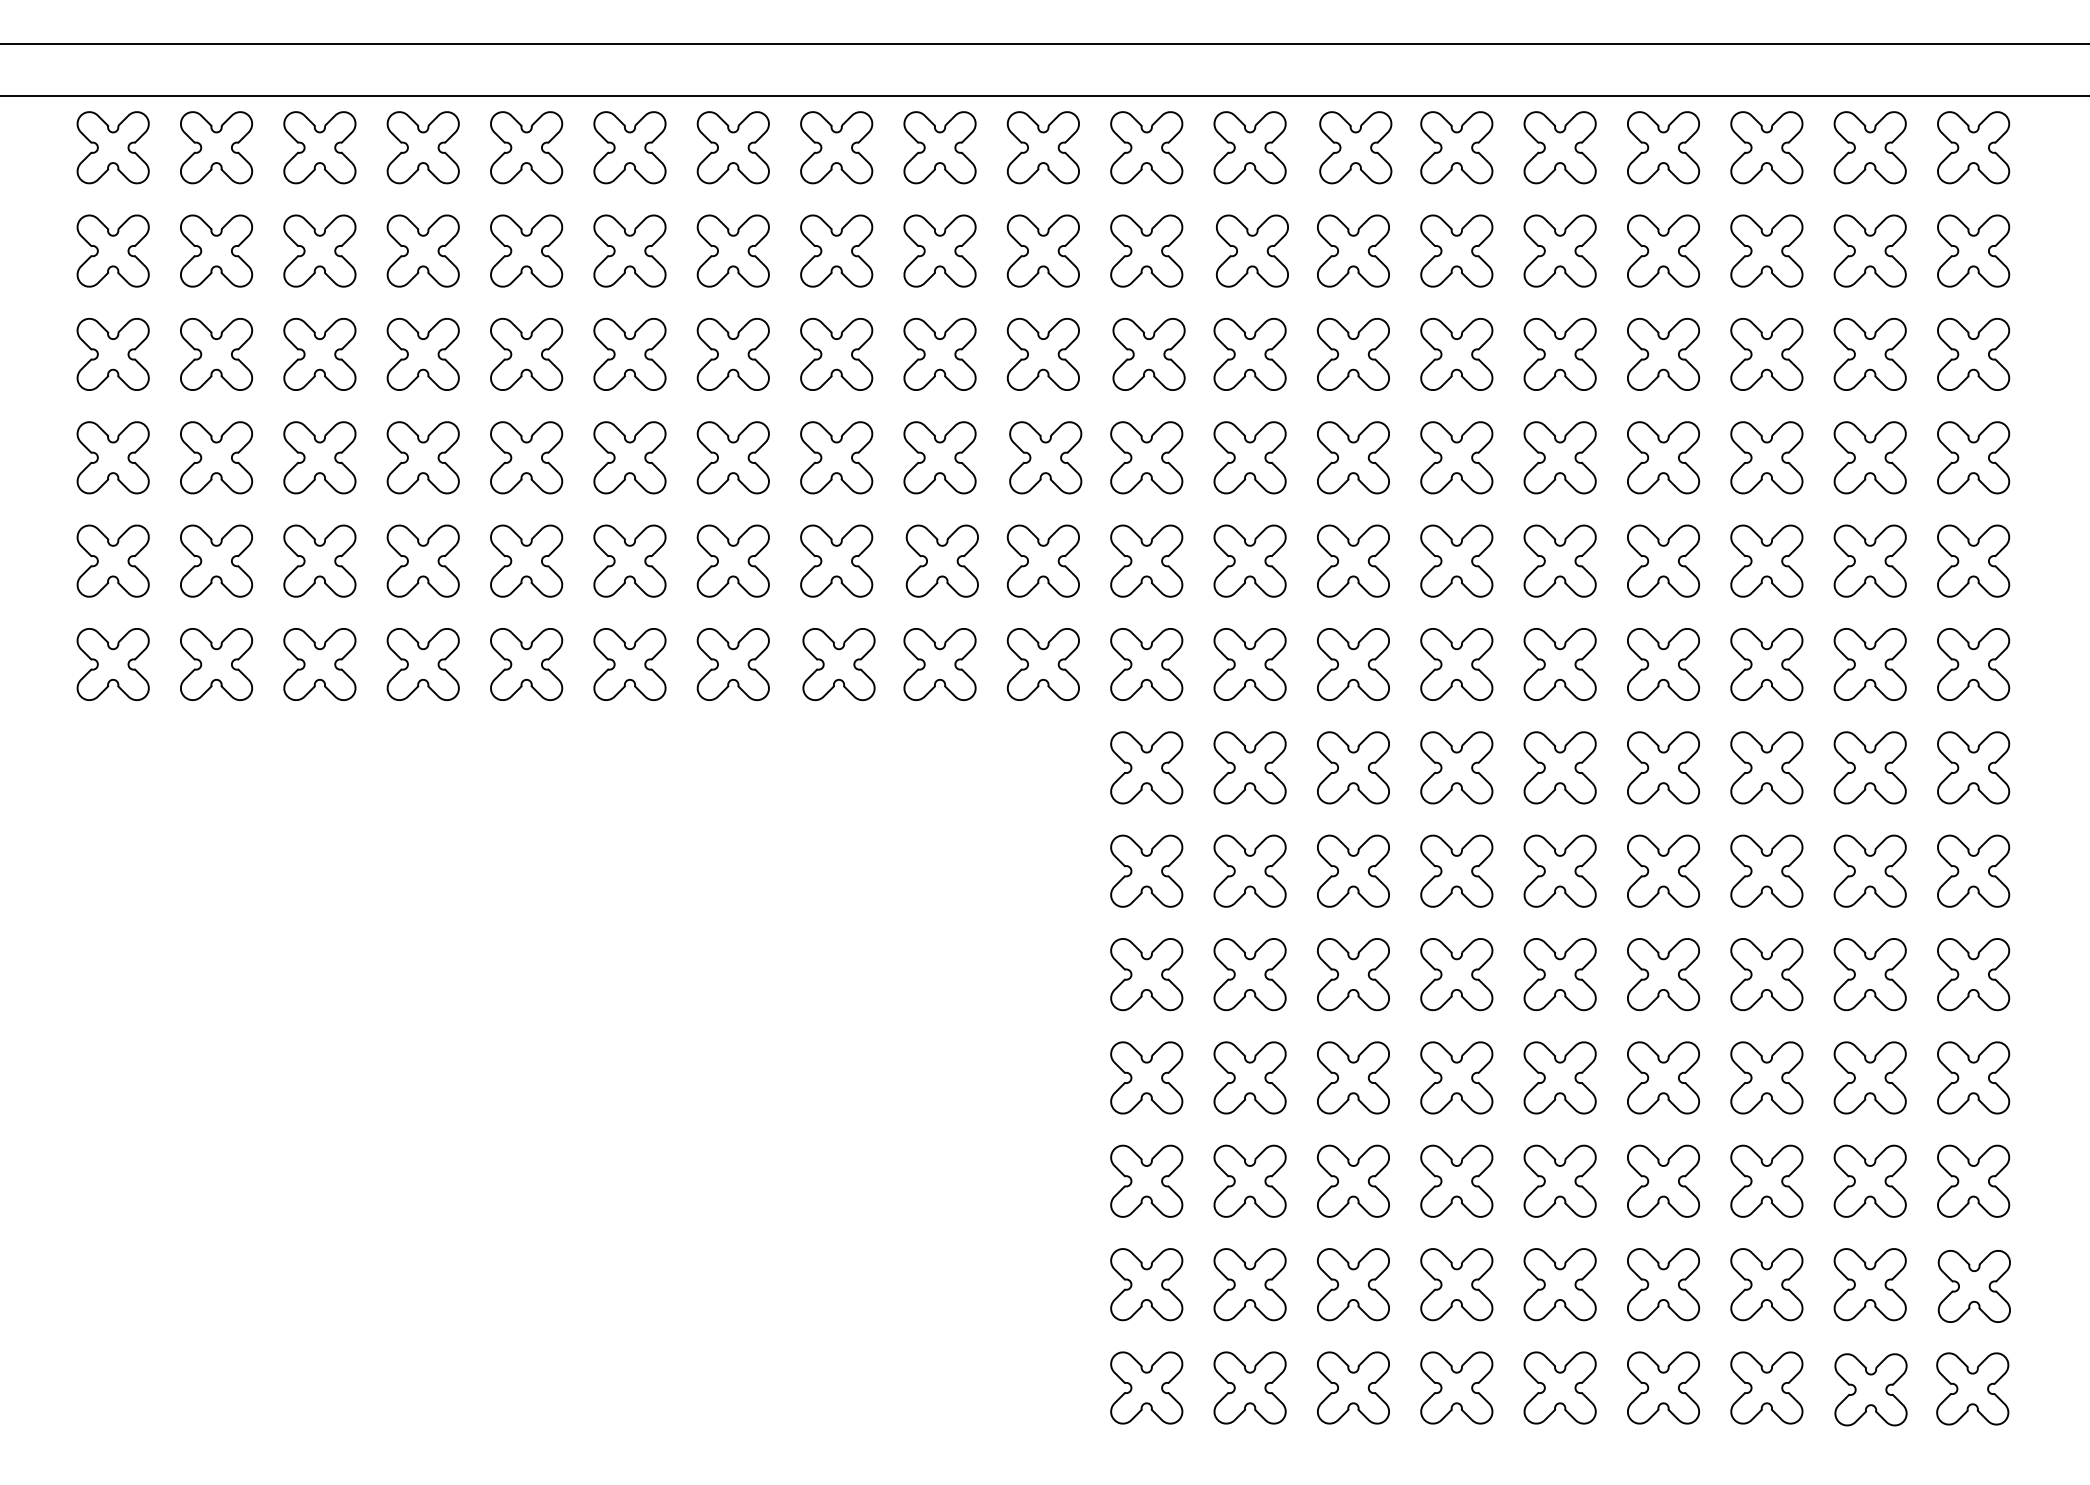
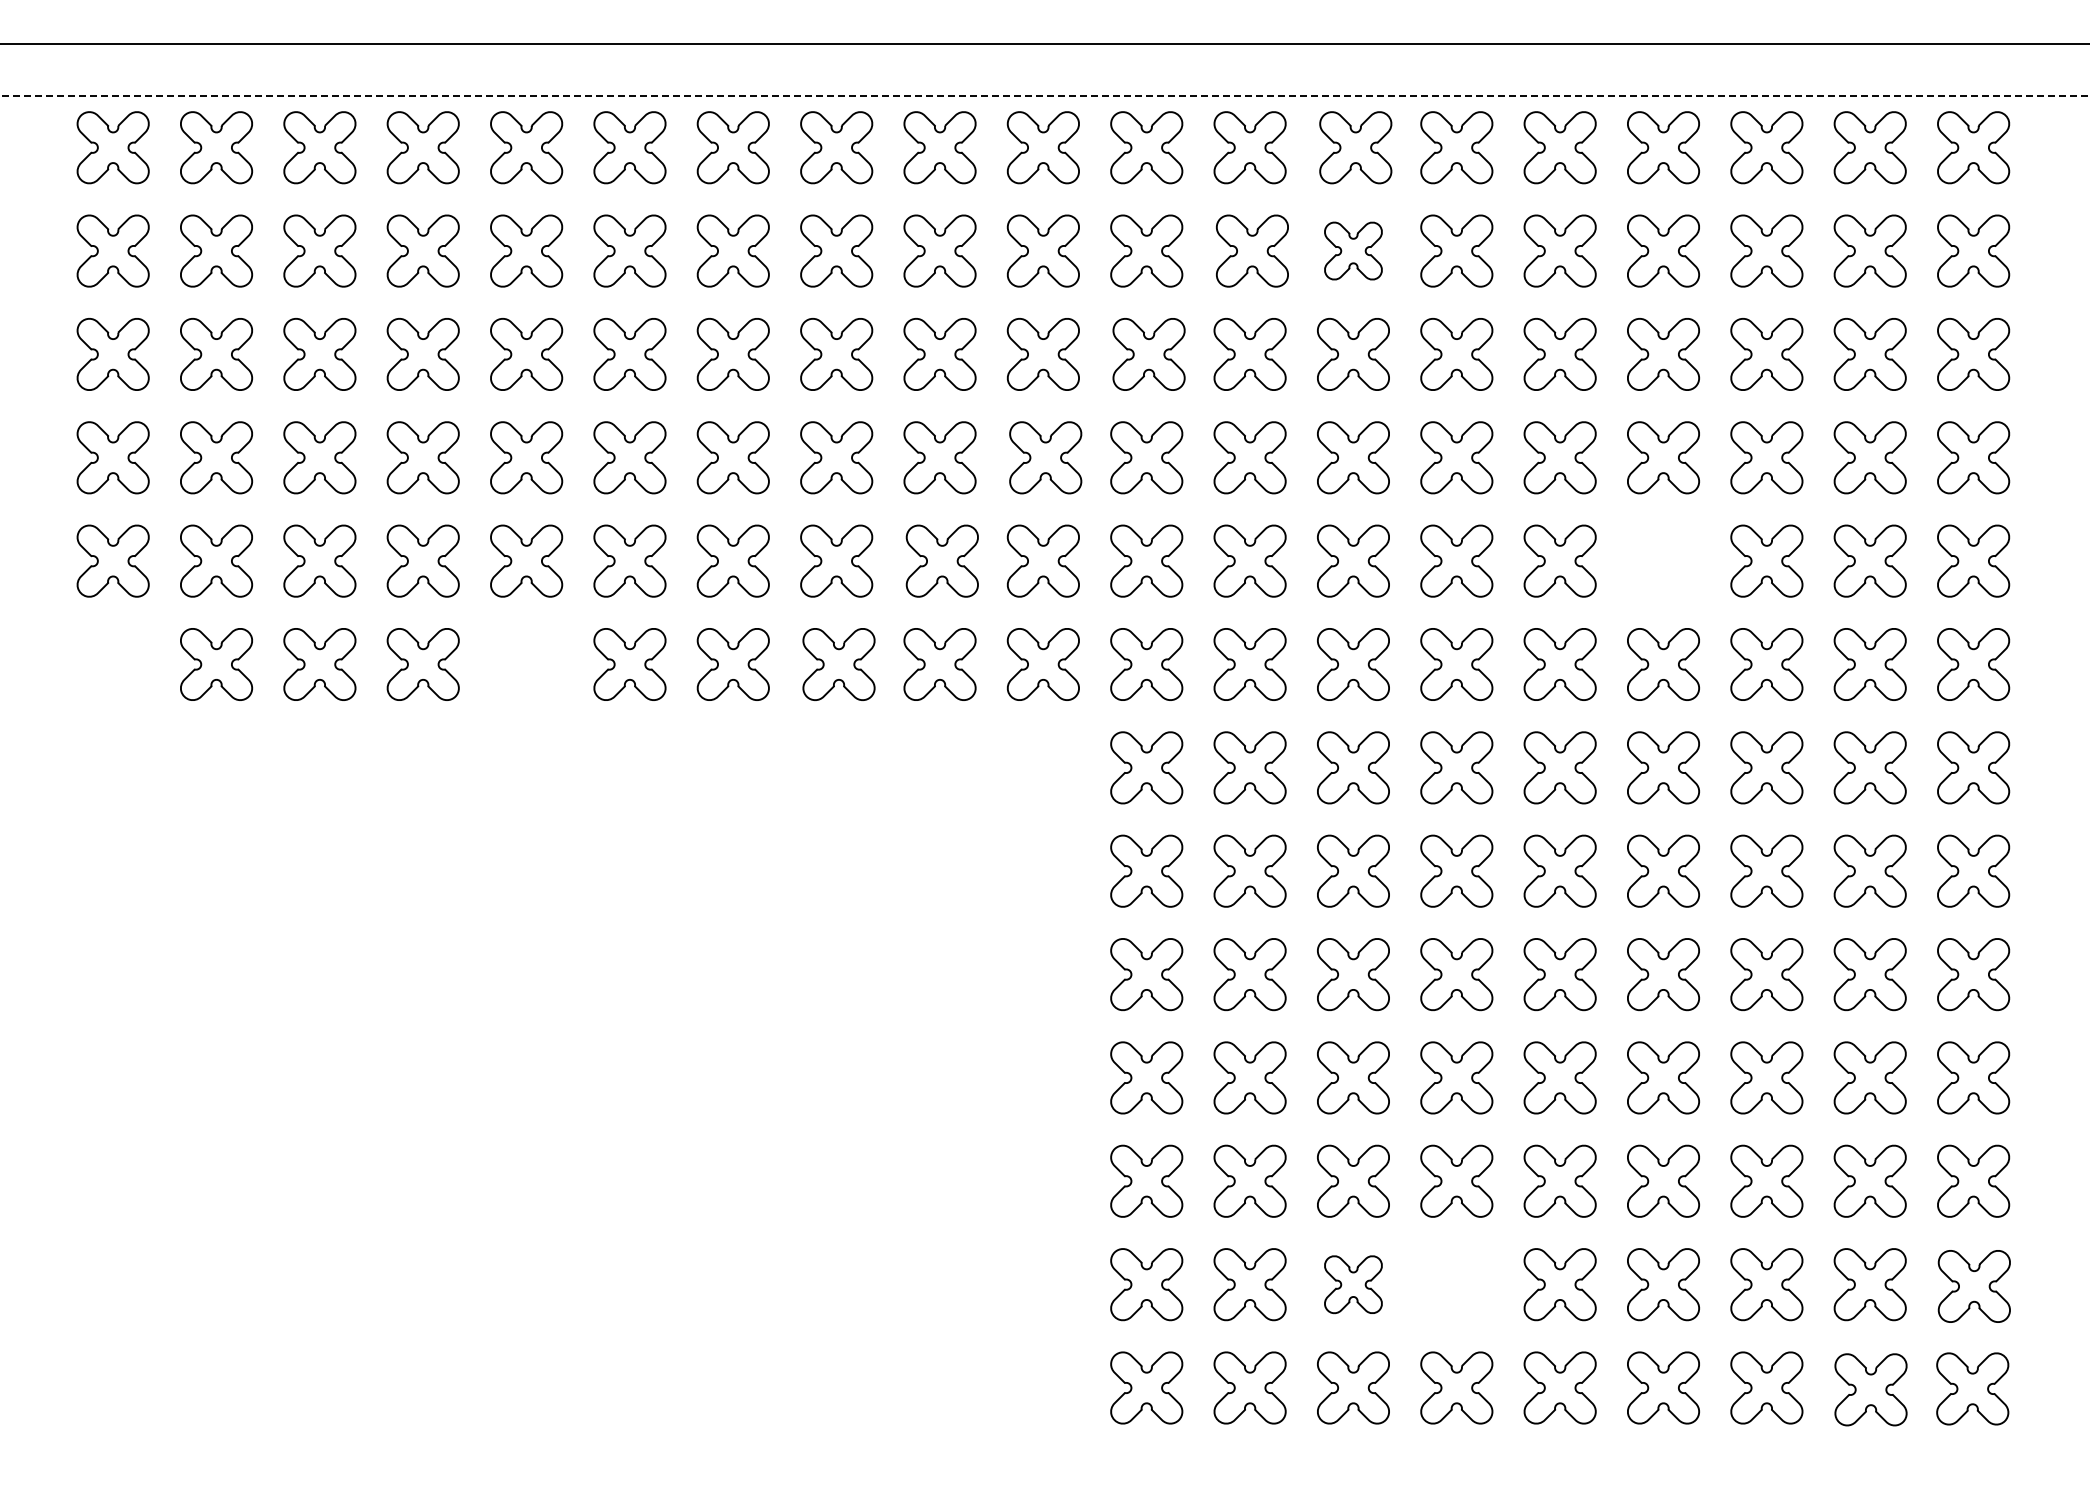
line: solid -> dashed (1045, 96)
part size: 73x74 px -> 59x60 px (1353, 250)
part: present -> none (1663, 560)
part: present -> none (112, 664)
part: present -> none (526, 664)
part size: 73x74 px -> 59x60 px (1353, 1284)
part: present -> none (1456, 1284)
